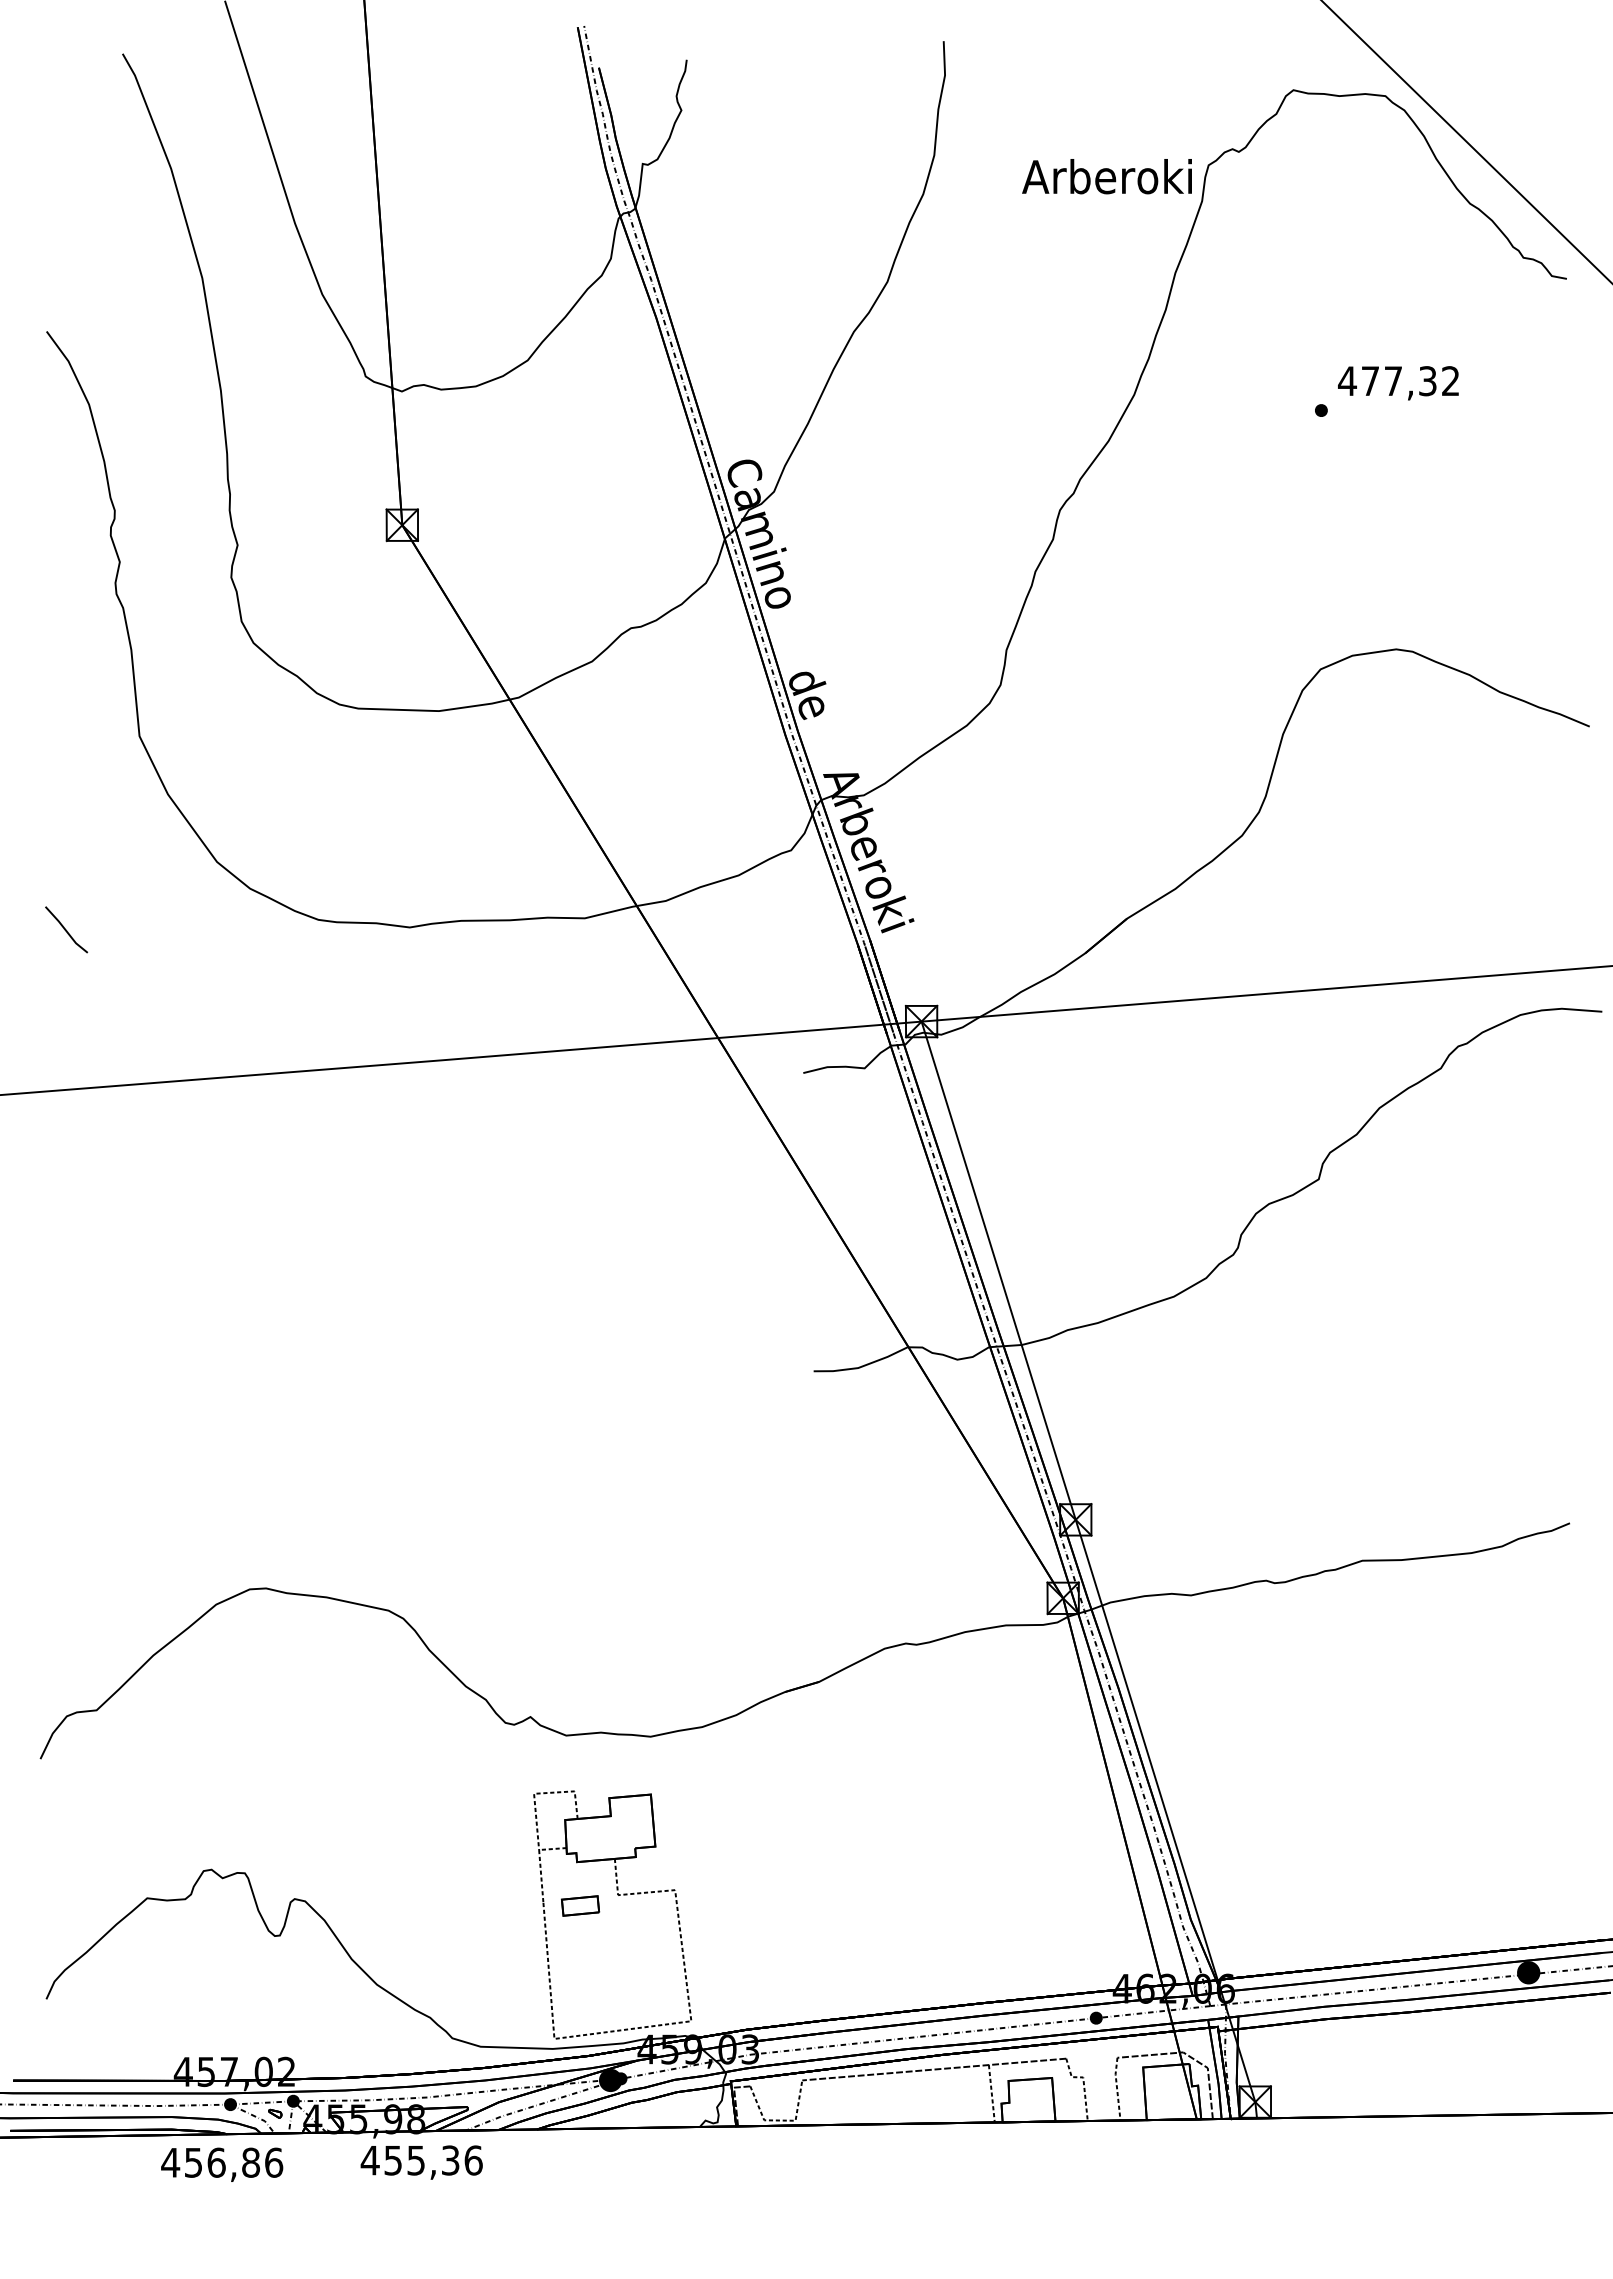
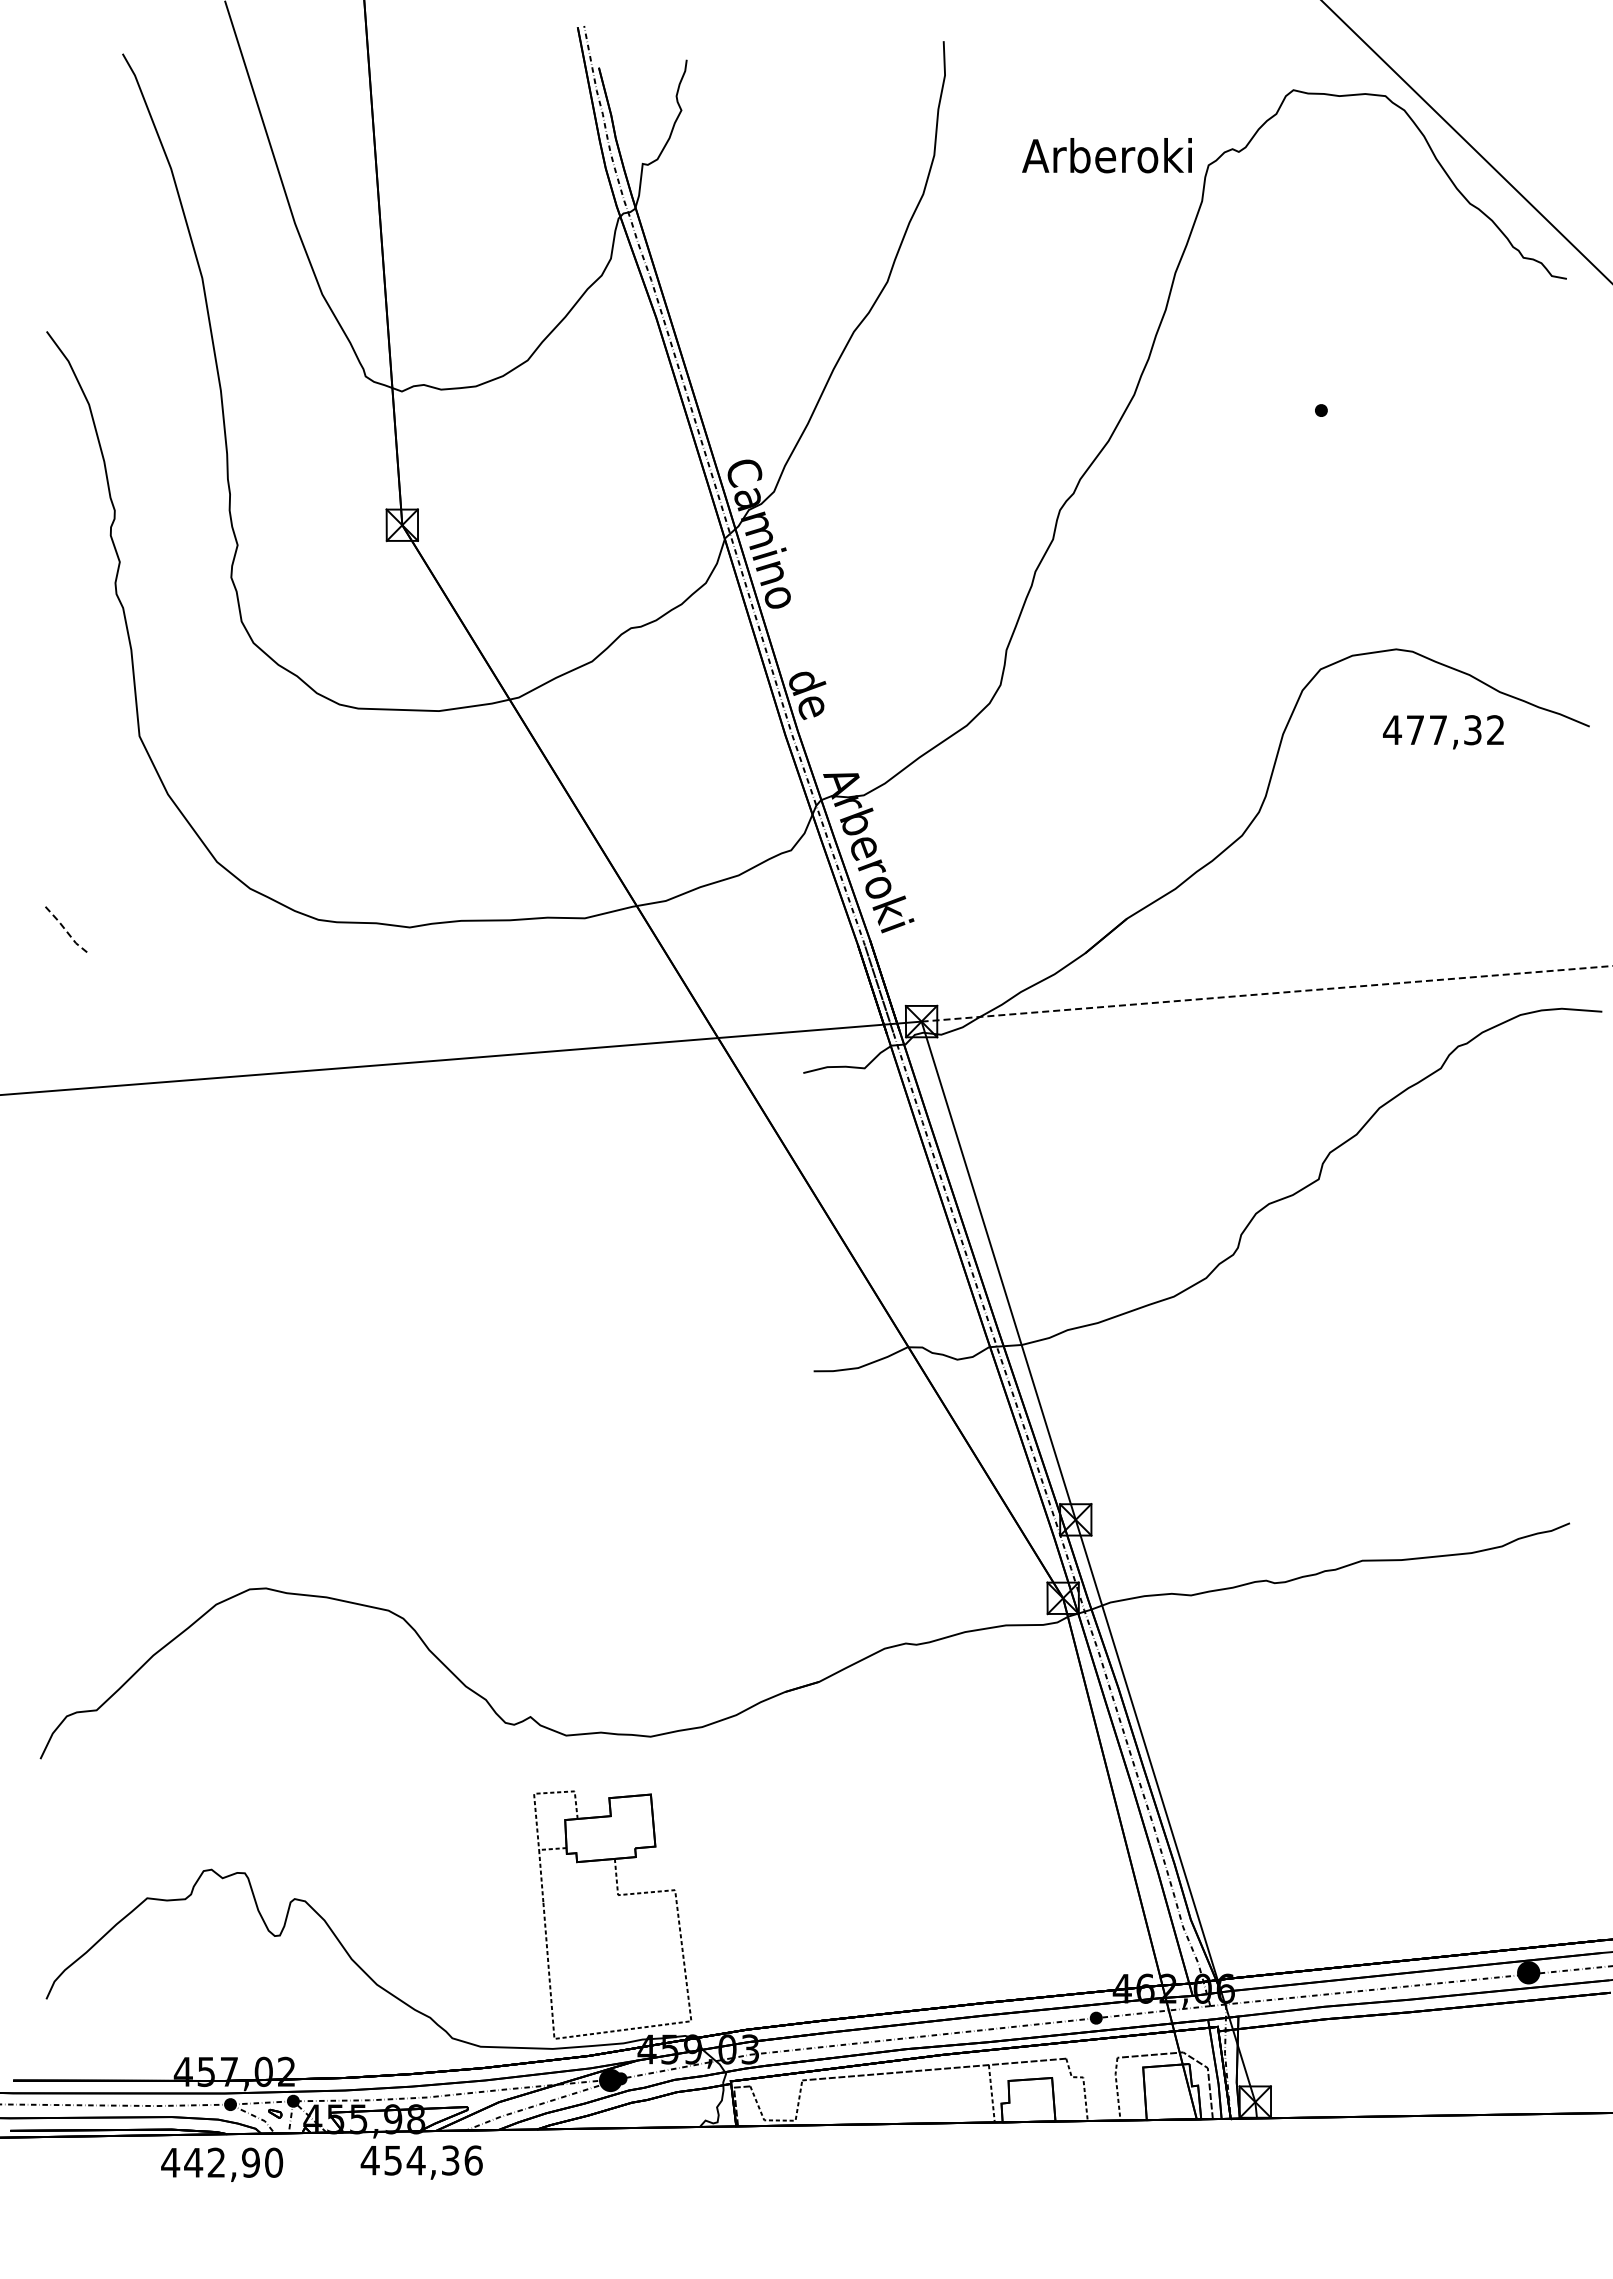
text position: (1106, 176) -> (1106, 155) (1106, 155)
text position: (1398, 383) -> (1443, 732) (1443, 732)
line: solid -> dashed (66, 930)
line: solid -> dashed (1267, 993)
part: present -> none (580, 1905)
text: 455,36 -> 454,36 (415, 2160)
text: 456,86 -> 442,90 (233, 2162)
